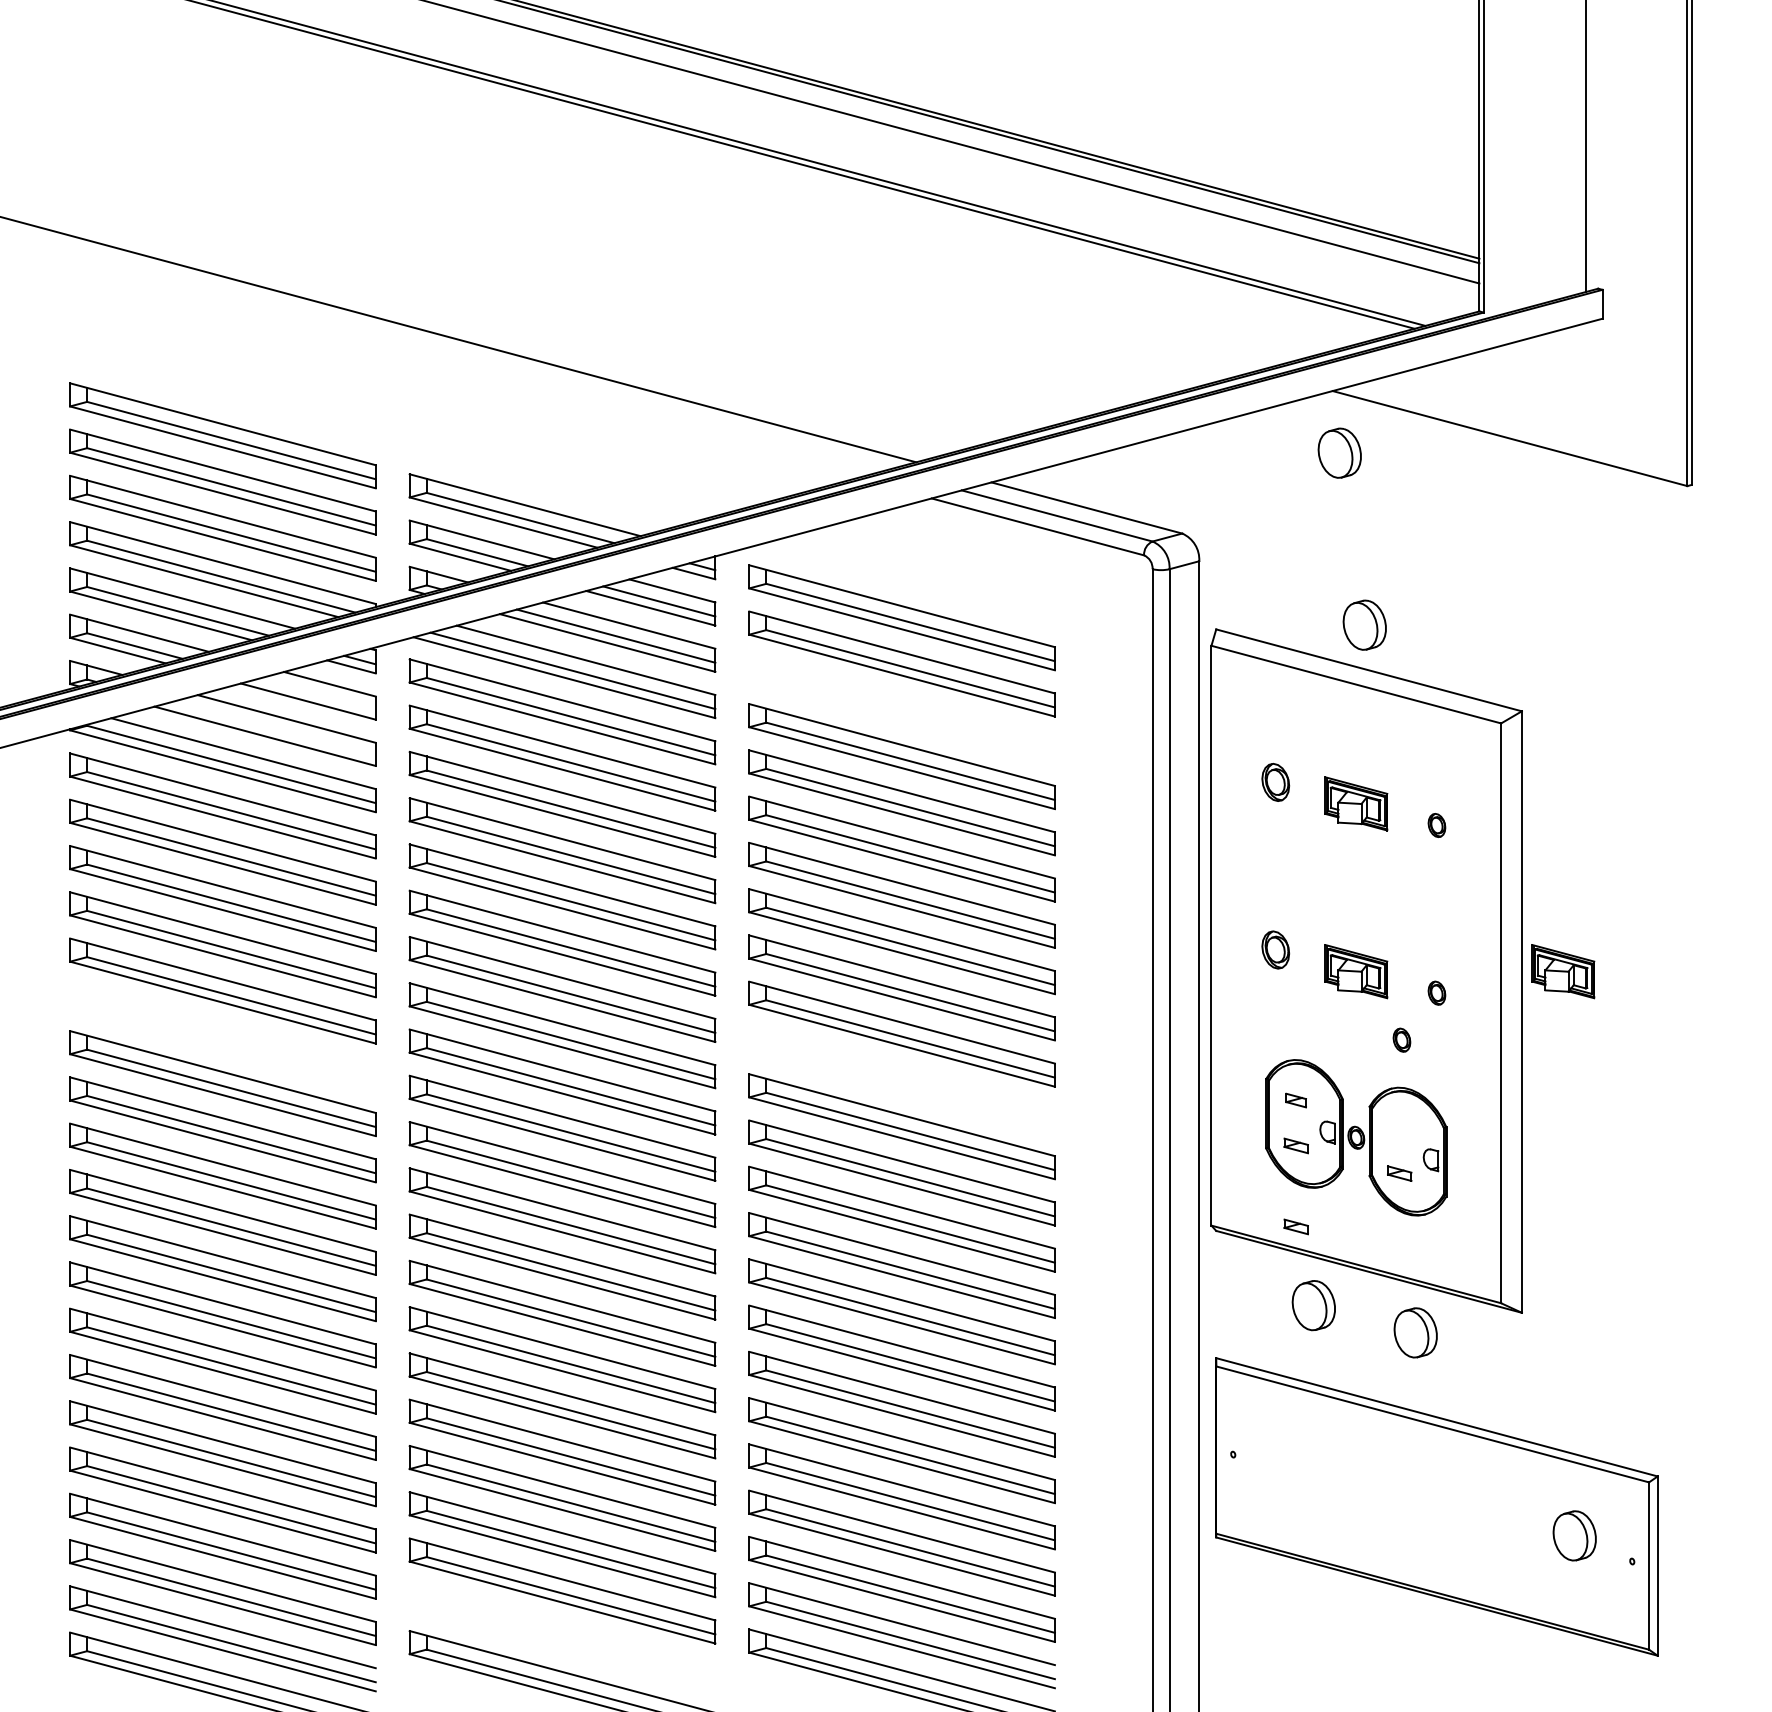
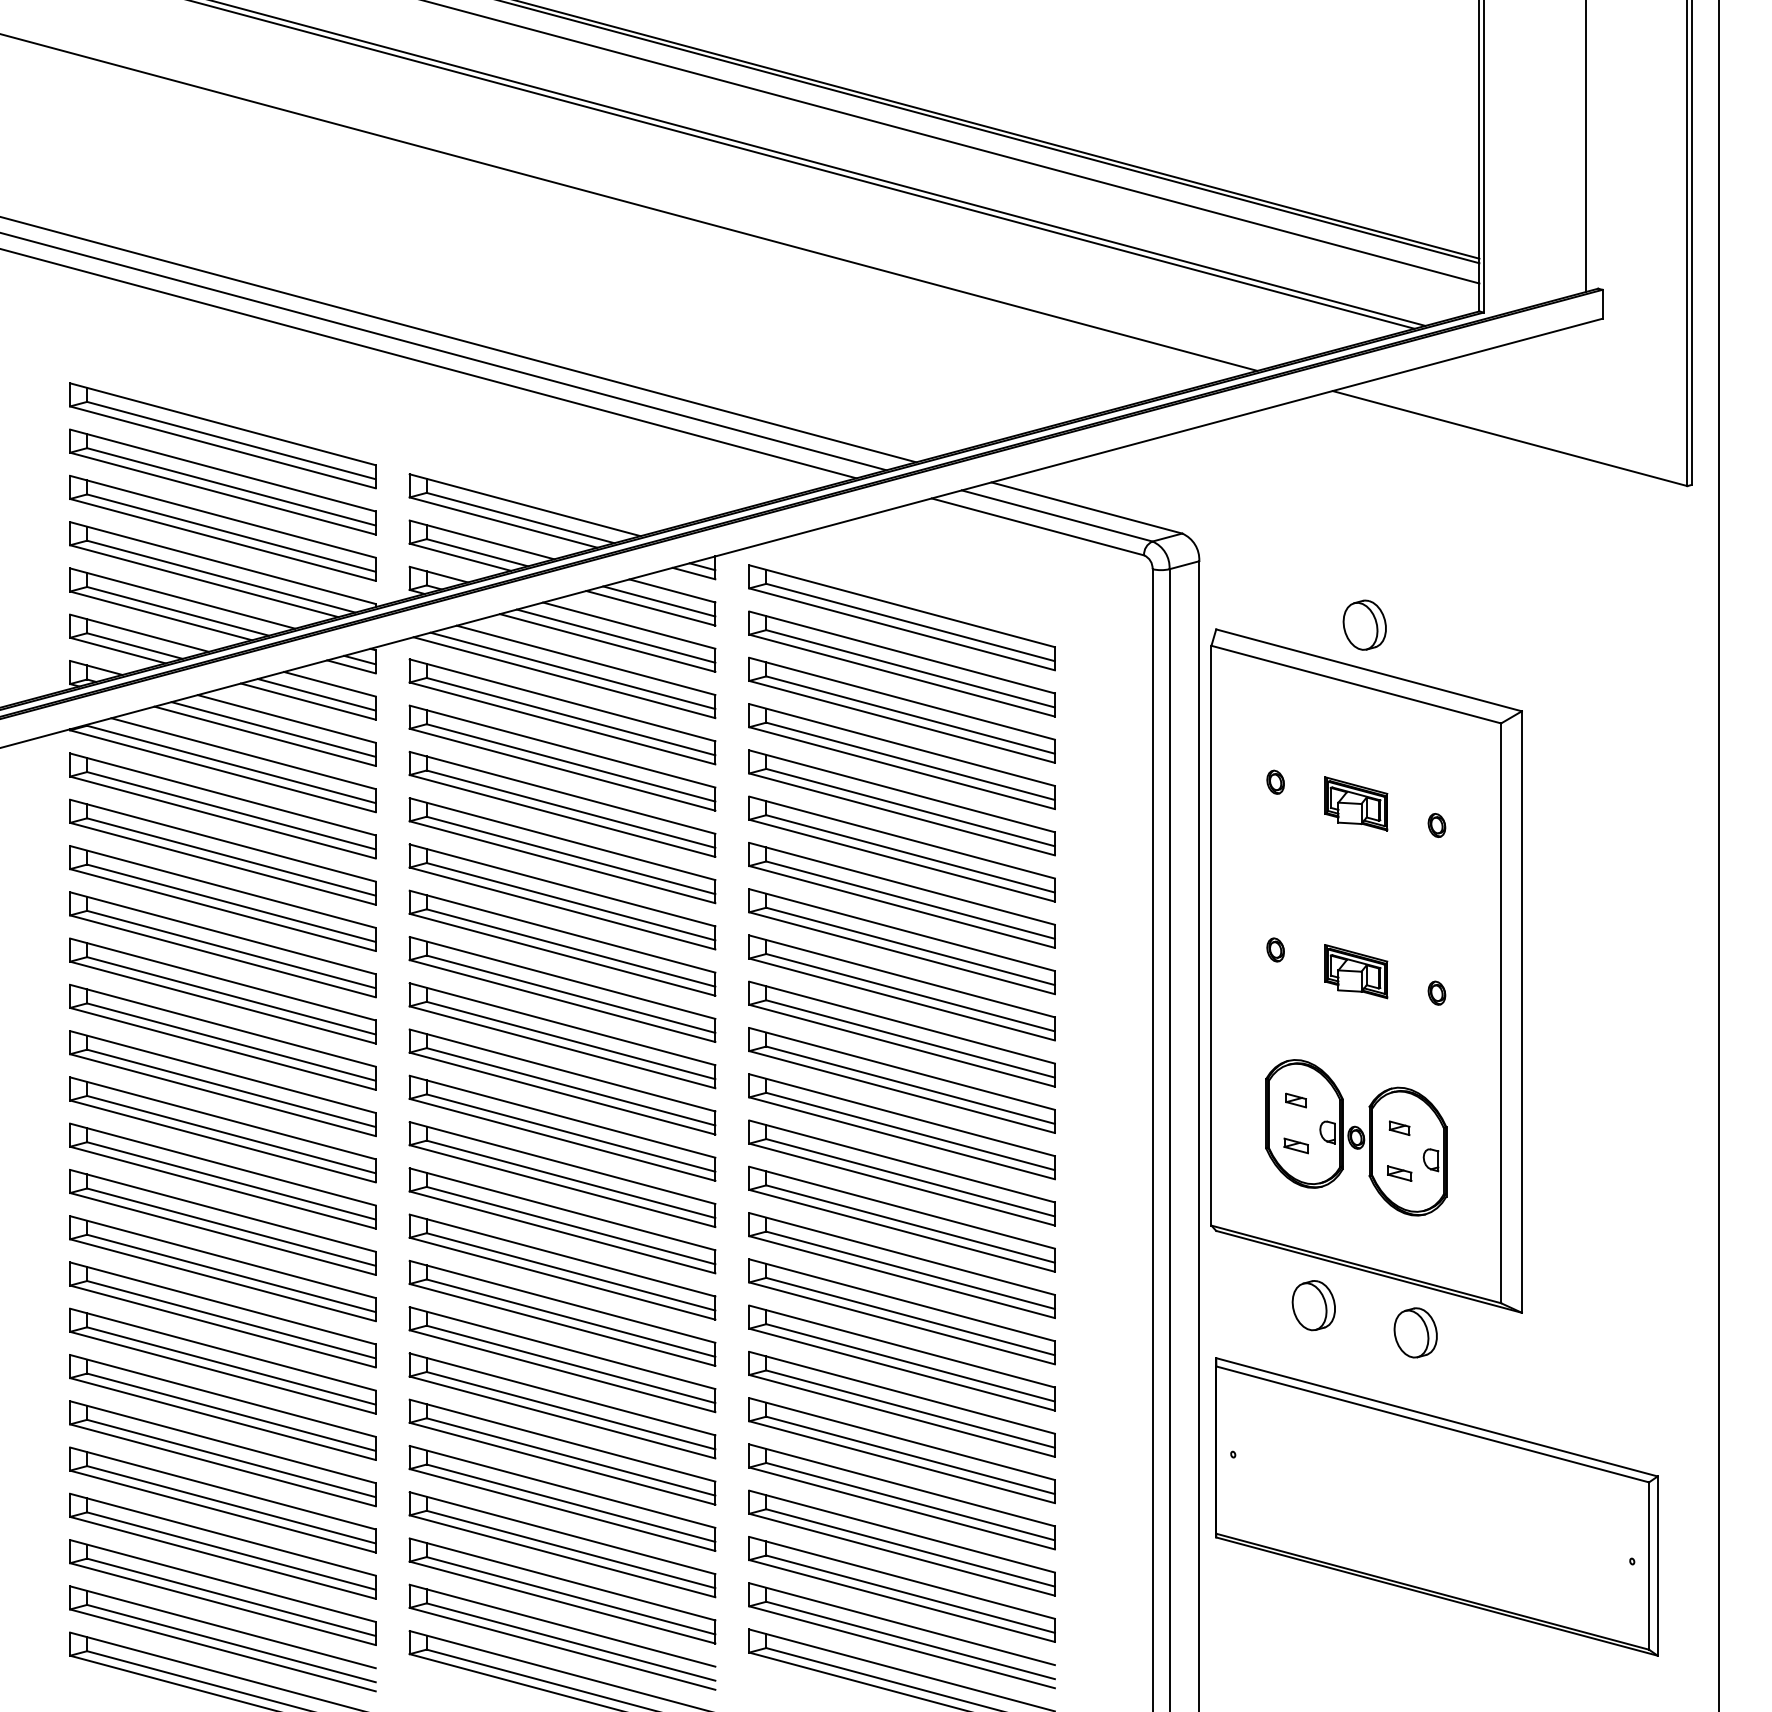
line: none -> present (629, 202)
line: none -> present (444, 351)
line: none -> present (429, 363)
part: present -> none (1339, 452)
line: none -> present (316, 694)
part: none -> present (901, 709)
line: none -> present (273, 729)
part size: 30x39 px -> 19x26 px (1275, 781)
line: none -> present (1718, 855)
part size: 30x40 px -> 19x26 px (1275, 949)
part: present -> none (1563, 971)
part: none -> present (222, 1036)
part: present -> none (1401, 1039)
part: none -> present (901, 1080)
part: none -> present (1399, 1127)
part: present -> none (1295, 1226)
part: present -> none (1574, 1535)
part: none -> present (562, 1636)
